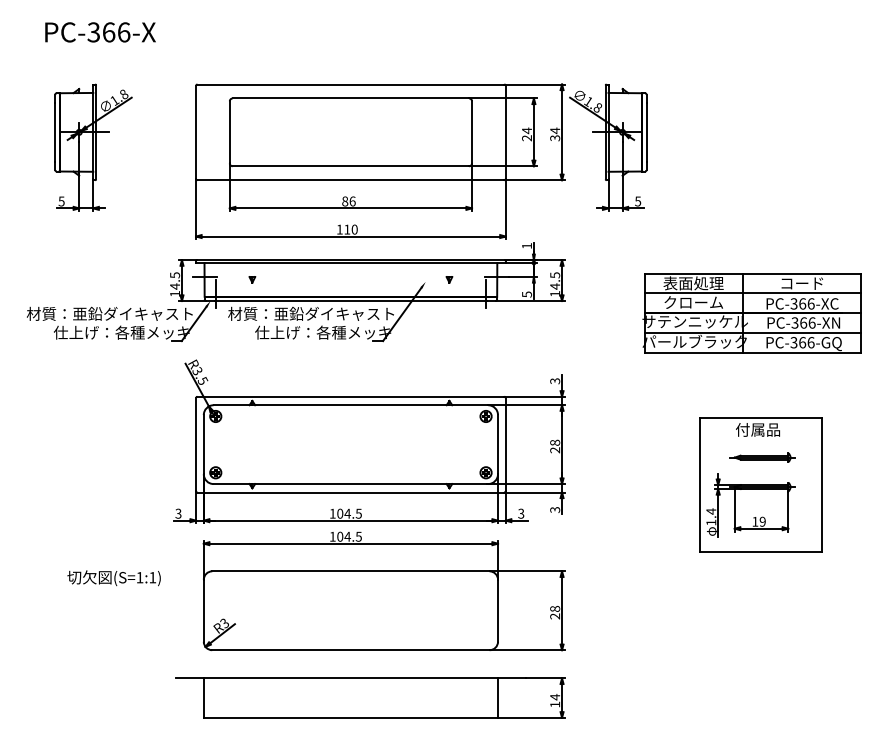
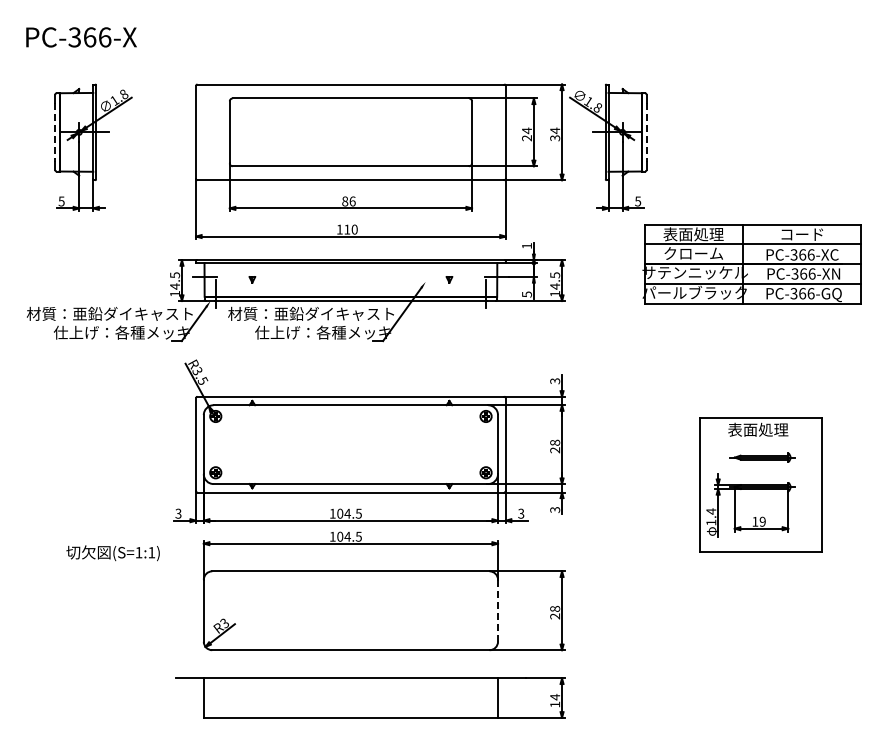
text position: (100, 32) -> (81, 37) (81, 37)
line: solid -> dashed (55, 132)
line: solid -> dashed (646, 132)
part position: (751, 313) -> (751, 264) (751, 264)
text: 付属品 -> 表面処理 (758, 429)
text position: (113, 578) -> (112, 553) (112, 553)
line: solid -> dashed (498, 610)
